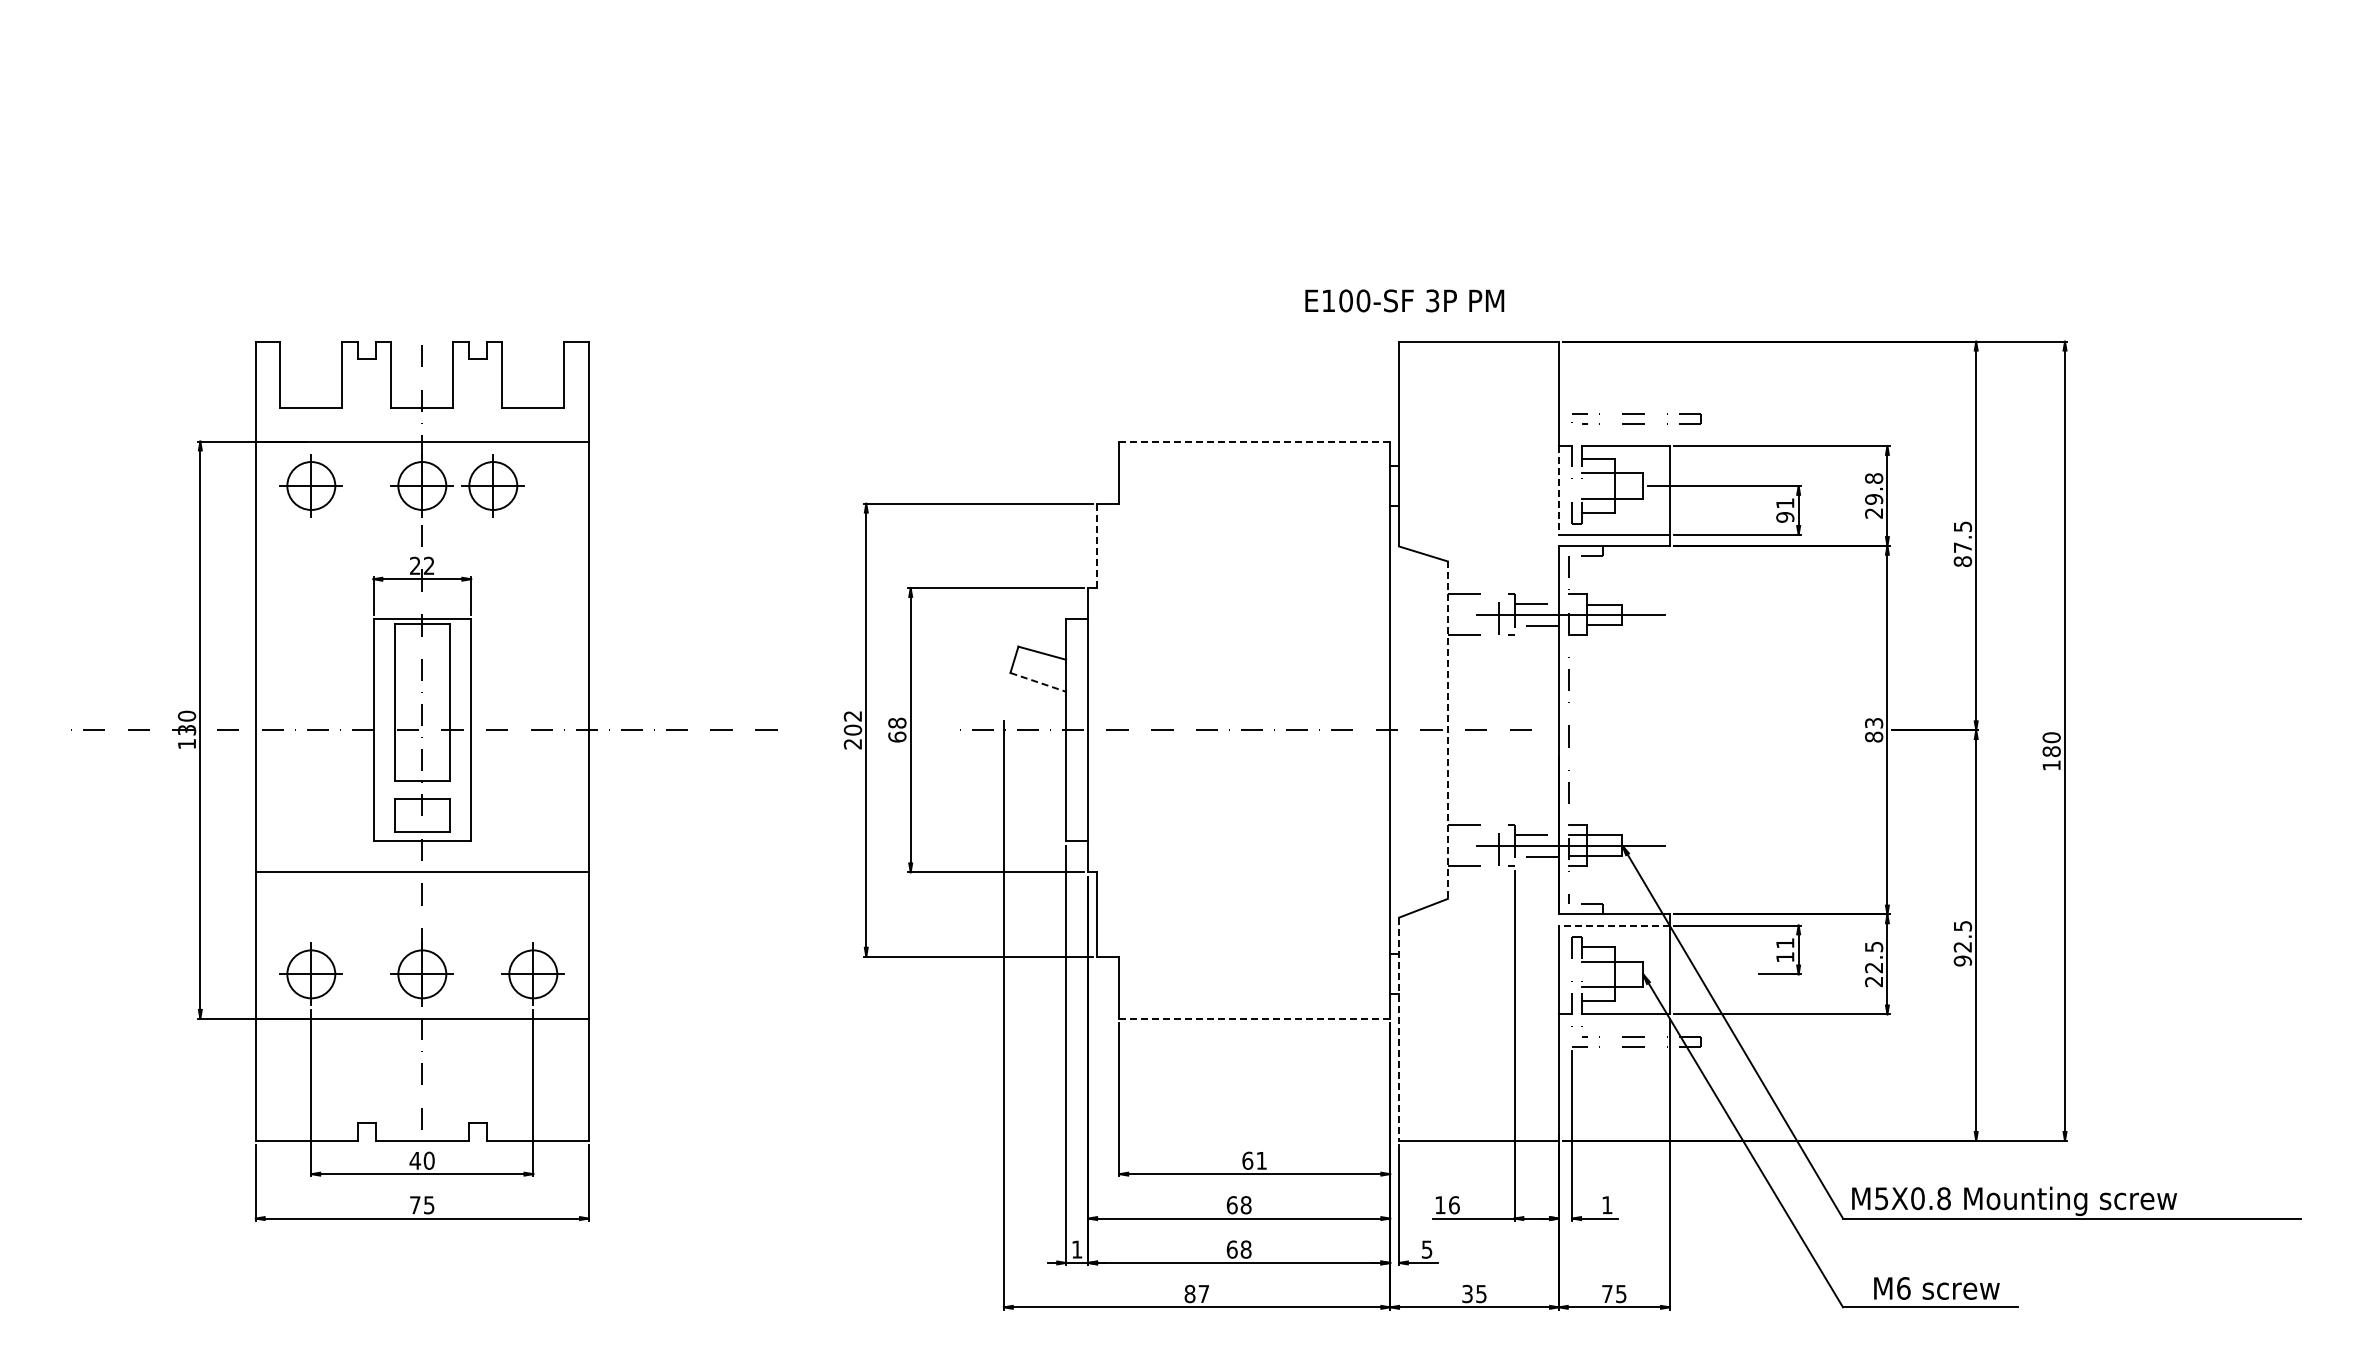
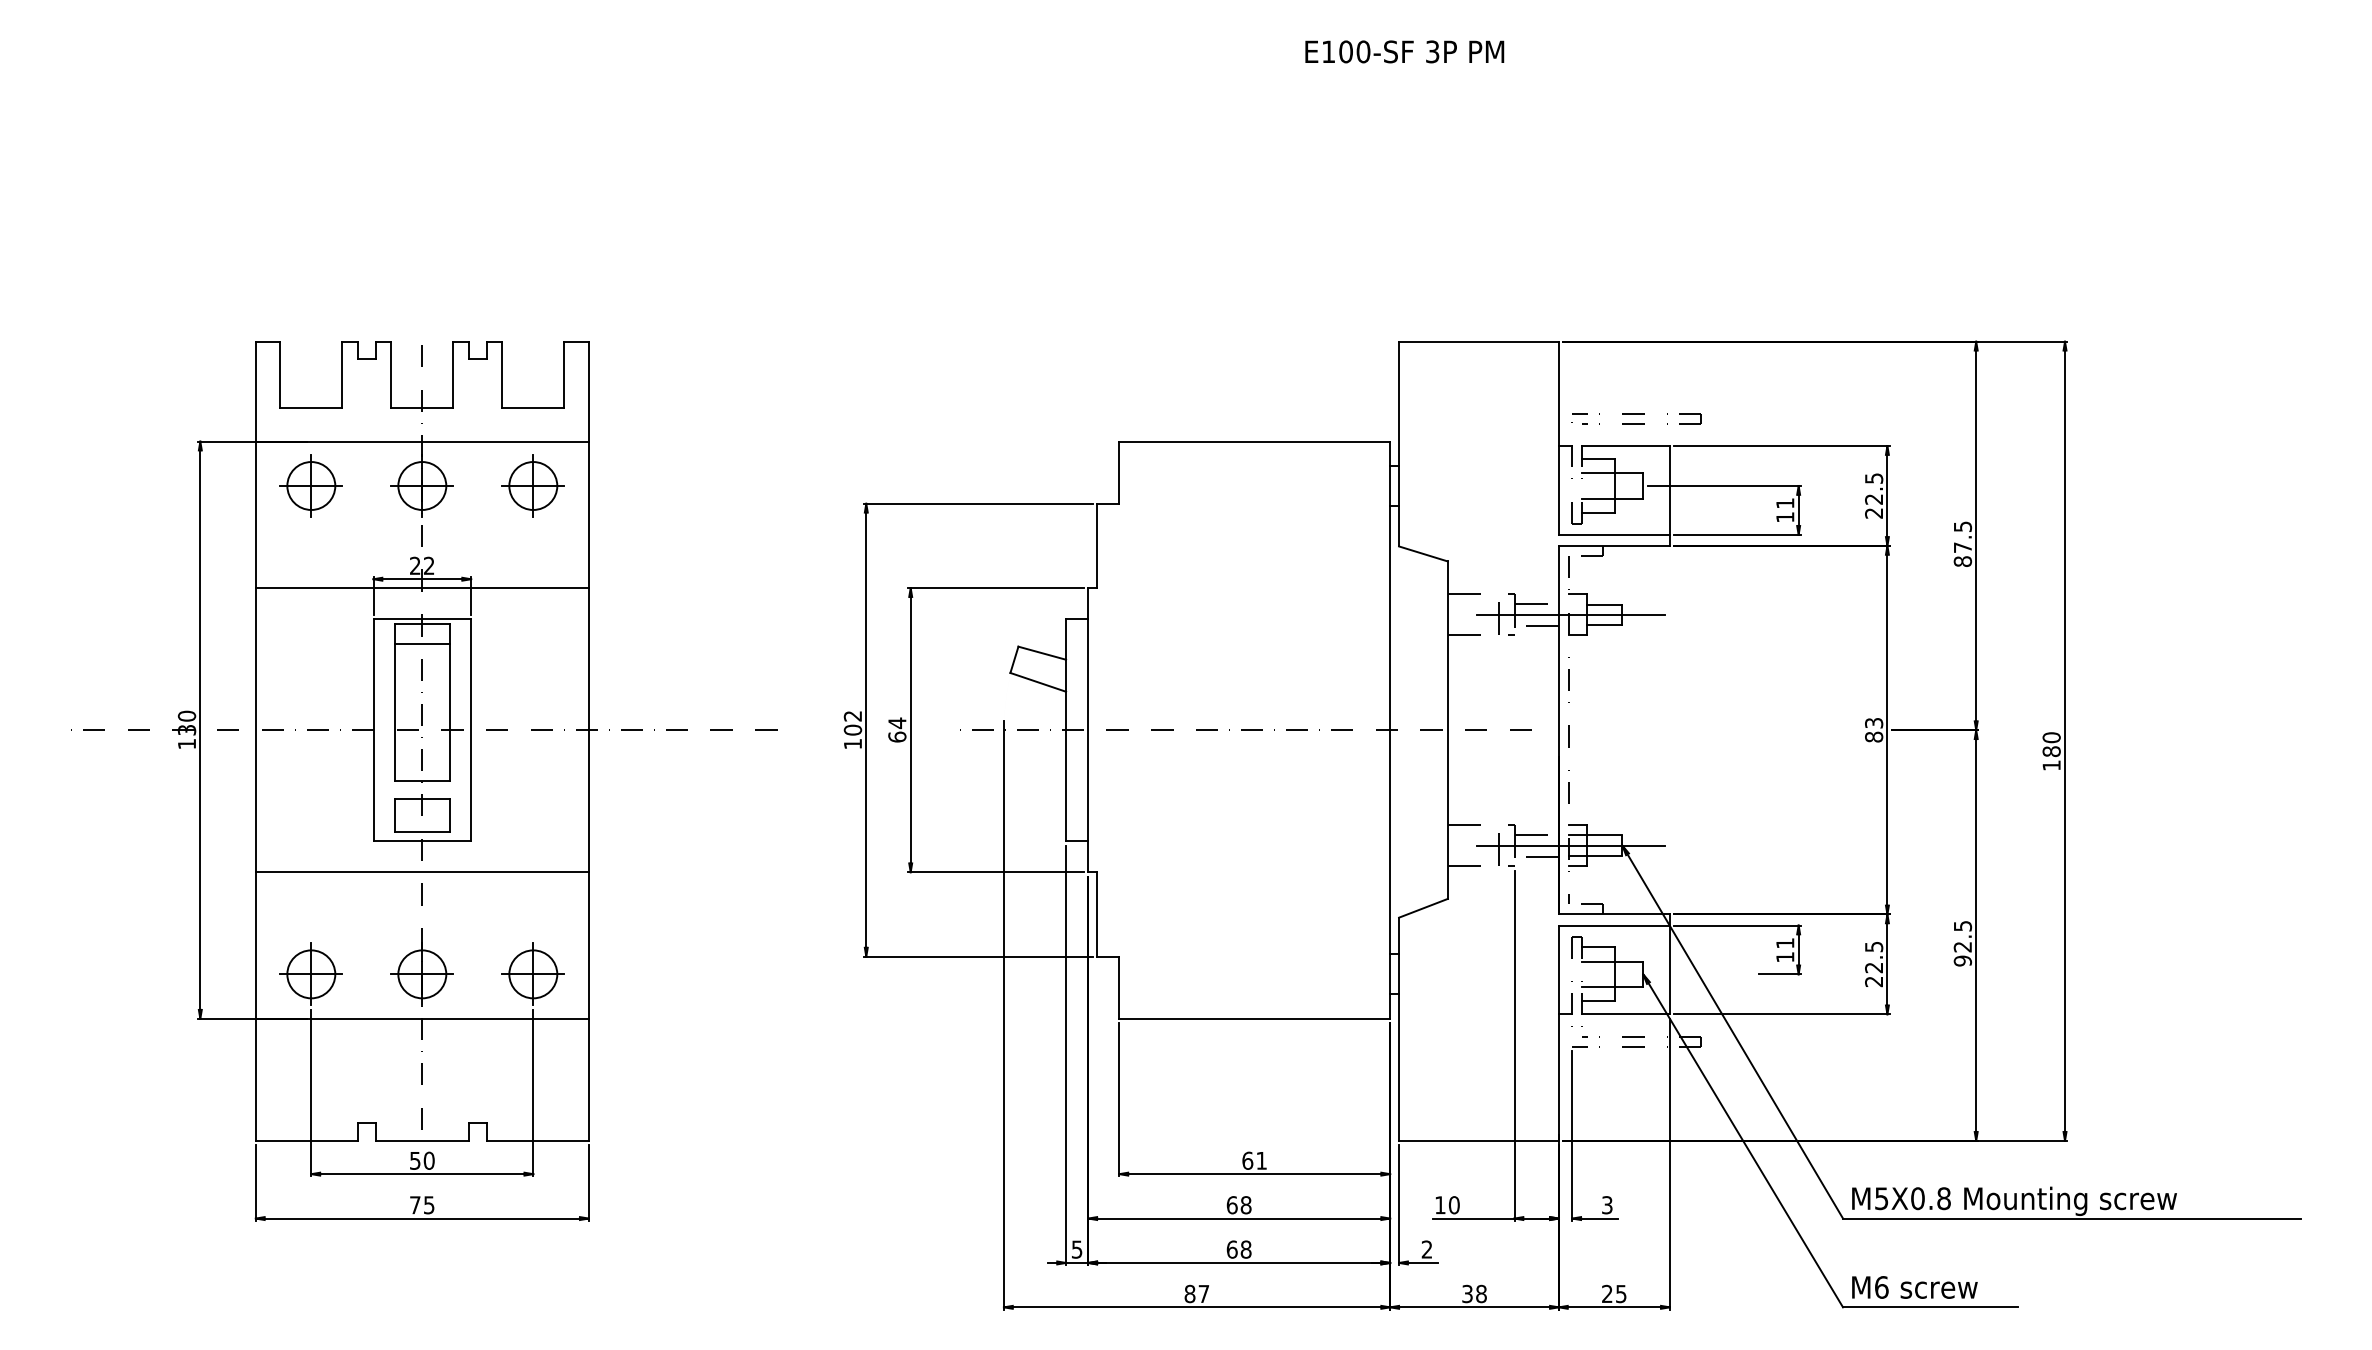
text position: (1404, 300) -> (1404, 51) (1404, 51)
line: dashed -> solid (1254, 441)
part position: (492, 485) -> (532, 485) (532, 485)
text: 29.8 -> 22.5 (1874, 488)
line: dashed -> solid (1558, 490)
text: 91 -> 11 (1785, 517)
line: dashed -> solid (1097, 546)
line: none -> present (421, 588)
line: none -> present (422, 643)
line: dashed -> solid (1038, 682)
text: 68 -> 64 (897, 723)
line: dashed -> solid (1447, 730)
text: 202 -> 102 (852, 744)
line: dashed -> solid (1613, 925)
line: dashed -> solid (1254, 1018)
line: dashed -> solid (1399, 1029)
text: 40 -> 50 (415, 1160)
text: 16 -> 10 (1454, 1204)
text: 1 -> 3 (1607, 1205)
text: 1 -> 5 (1077, 1249)
text: 5 -> 2 (1427, 1249)
text position: (1936, 1288) -> (1914, 1287) (1914, 1287)
text: 35 -> 38 (1481, 1293)
text: 75 -> 25 (1607, 1293)
